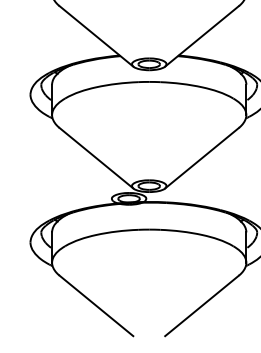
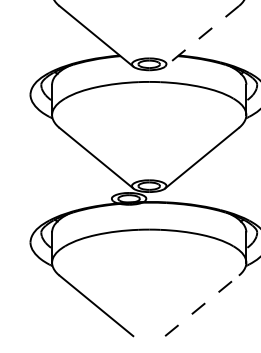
line: solid -> dashed (202, 36)
line: solid -> dashed (202, 305)
